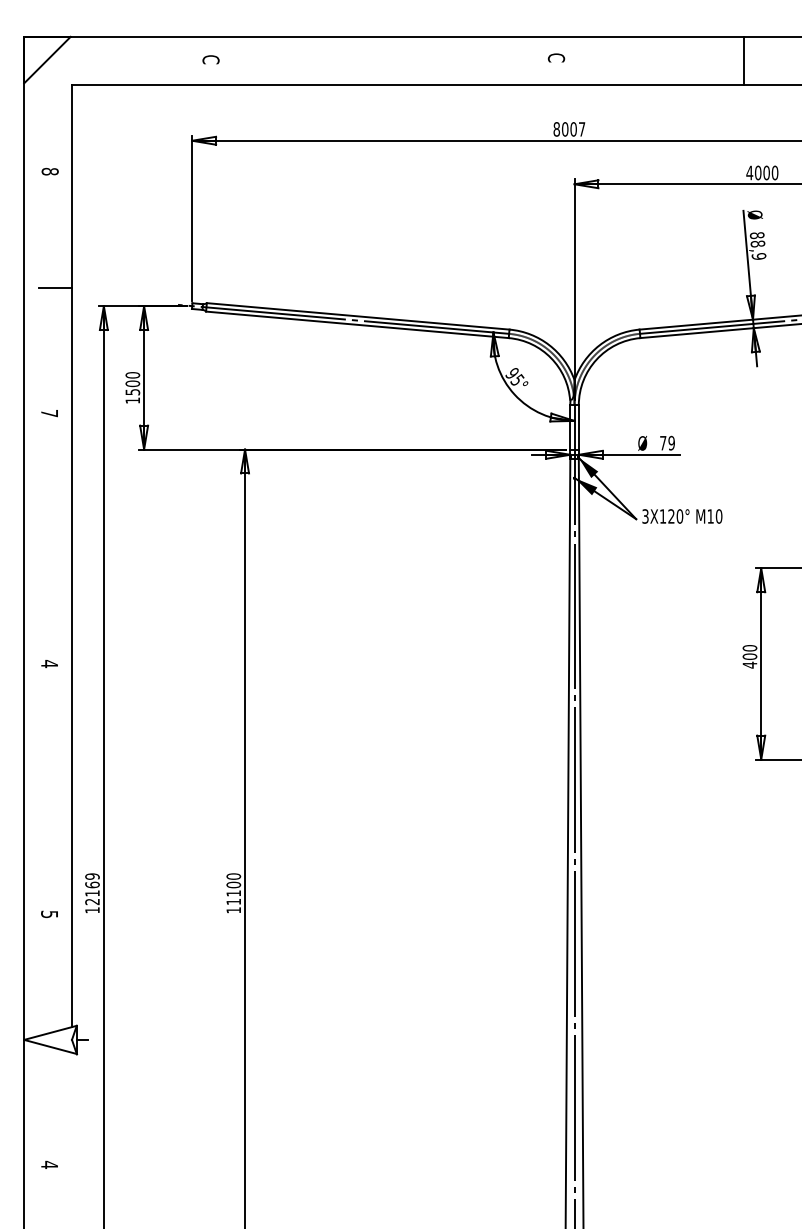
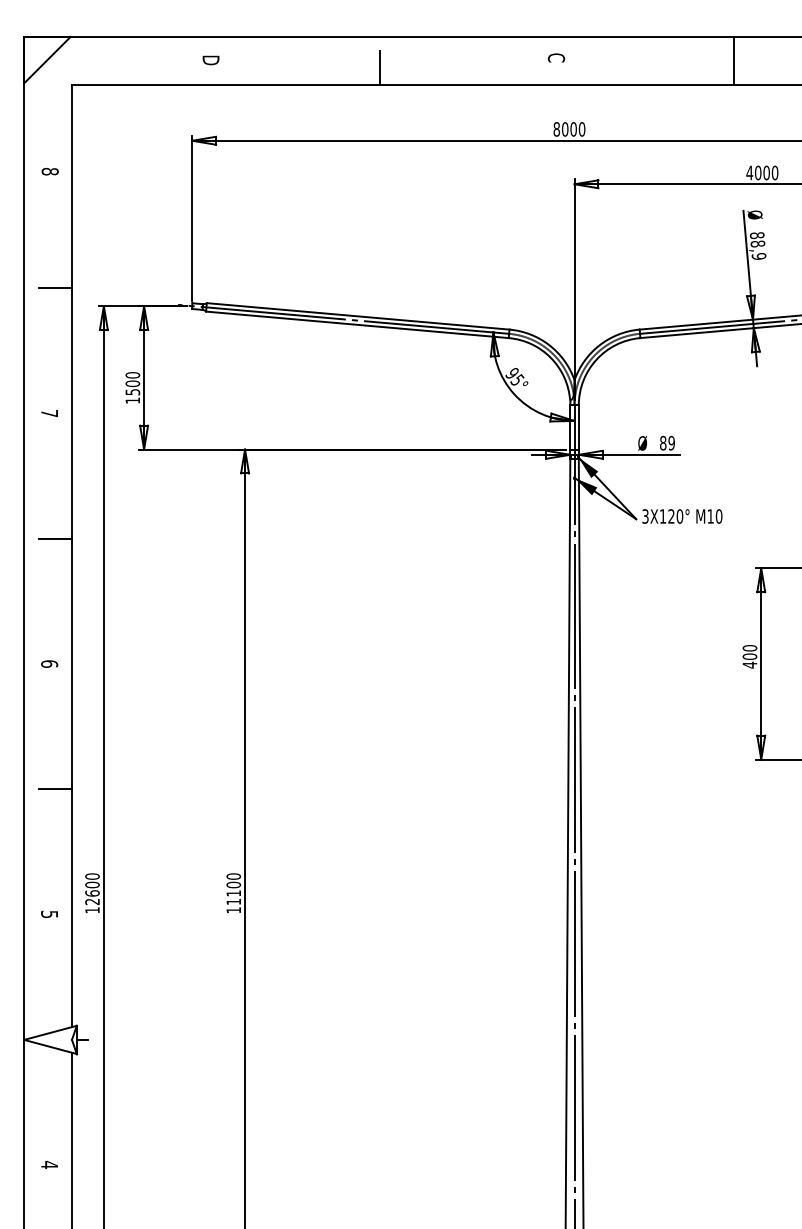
text: C -> D (210, 60)
line position: (743, 60) -> (733, 60) (733, 60)
line: none -> present (380, 67)
text: 8007 -> 8000 (581, 129)
text: 79 -> 89 (663, 442)
line: none -> present (55, 538)
text: 4 -> 6 (49, 663)
line: none -> present (55, 789)
text: 12169 -> 12600 (92, 884)
line: none -> present (72, 1138)
